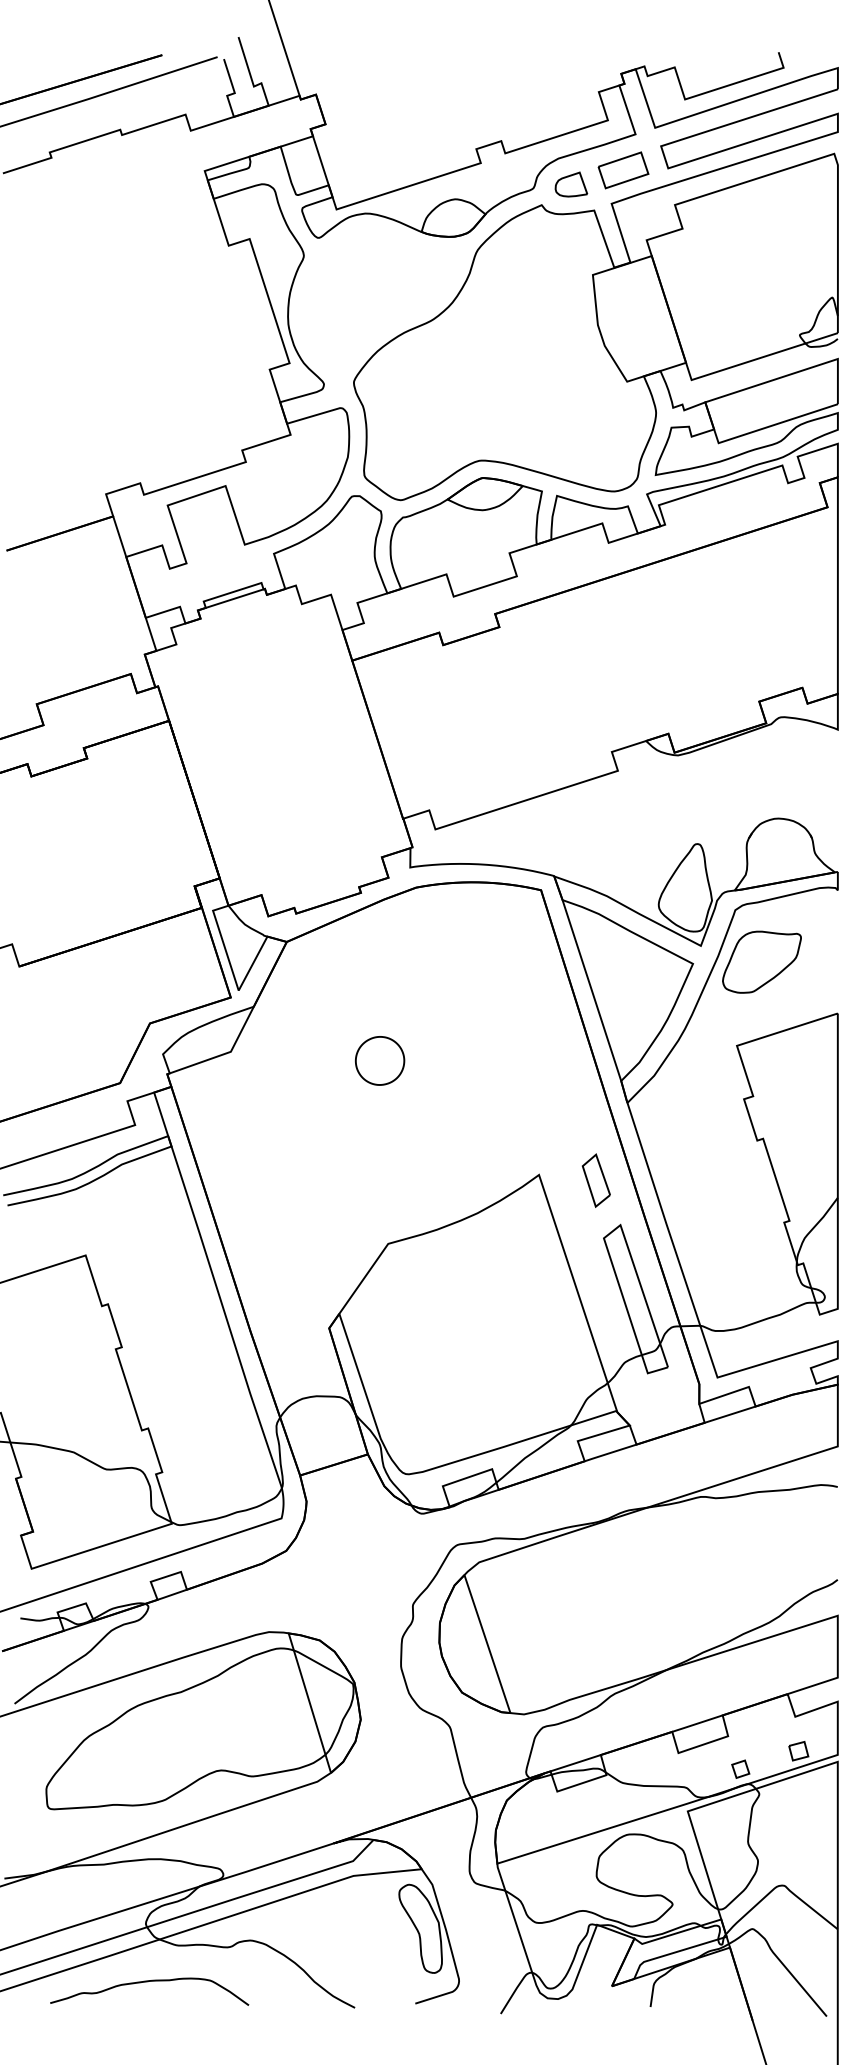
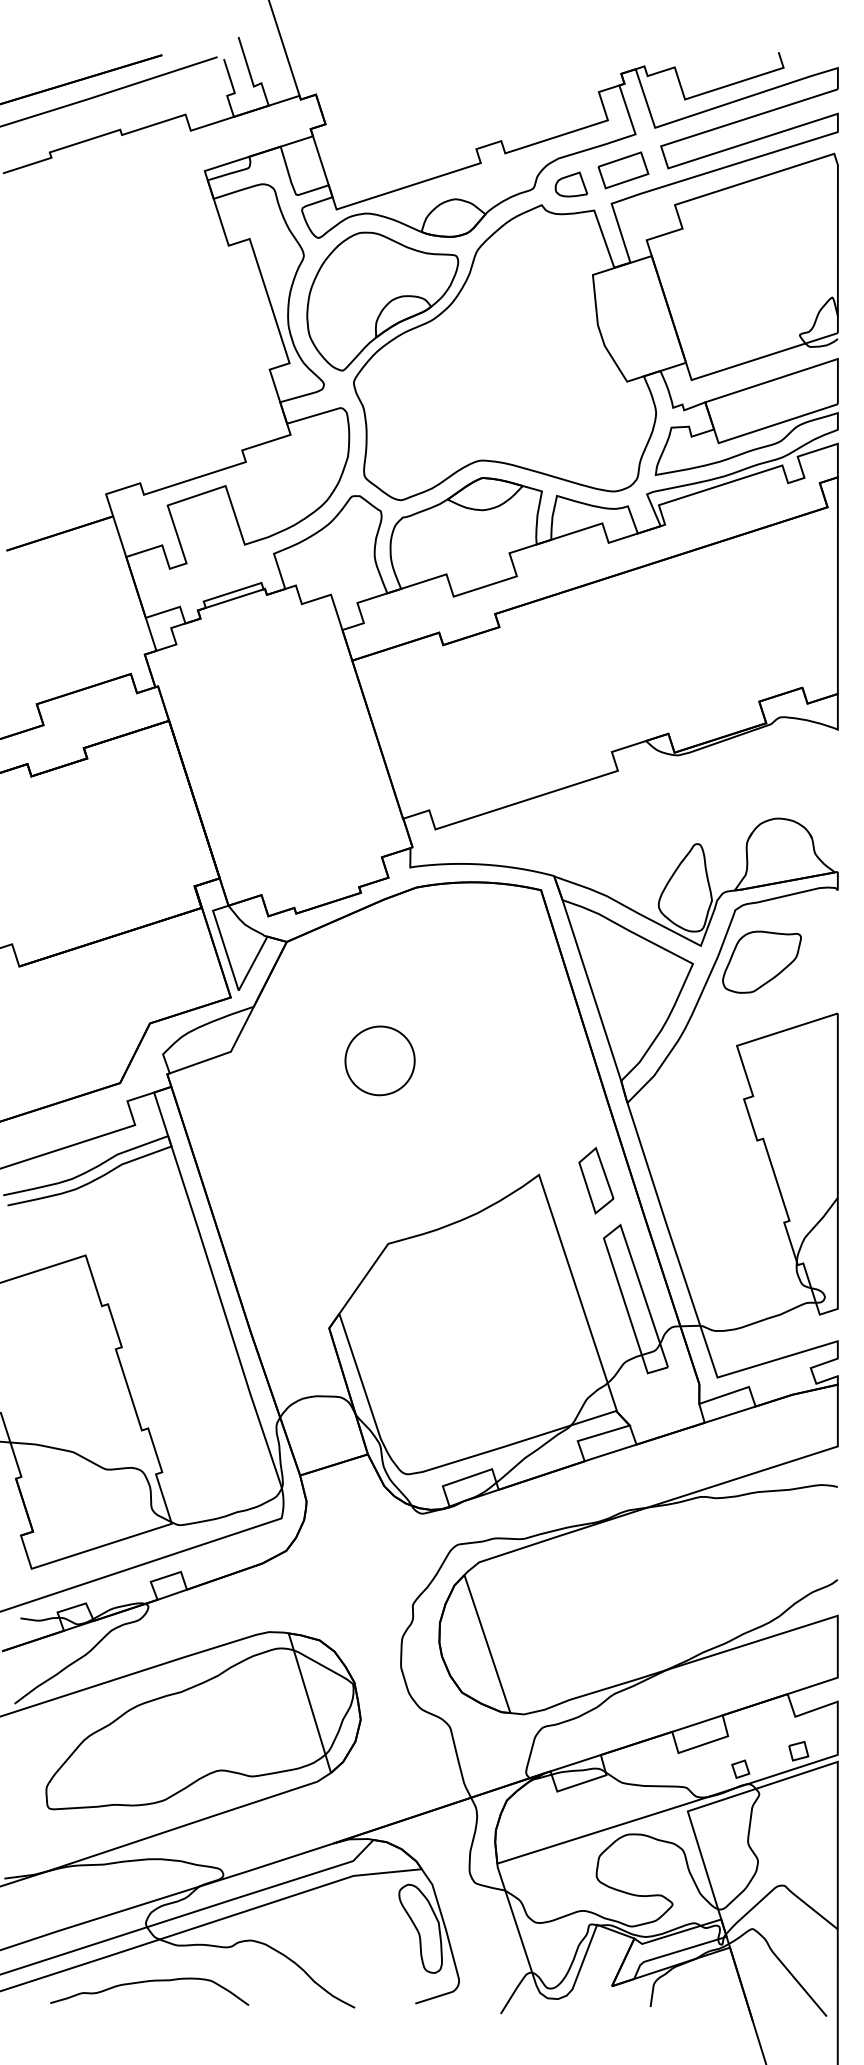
part: none -> present (382, 301)
part size: 51x50 px -> 72x72 px (379, 1060)
part size: 30x55 px -> 37x69 px (596, 1180)
